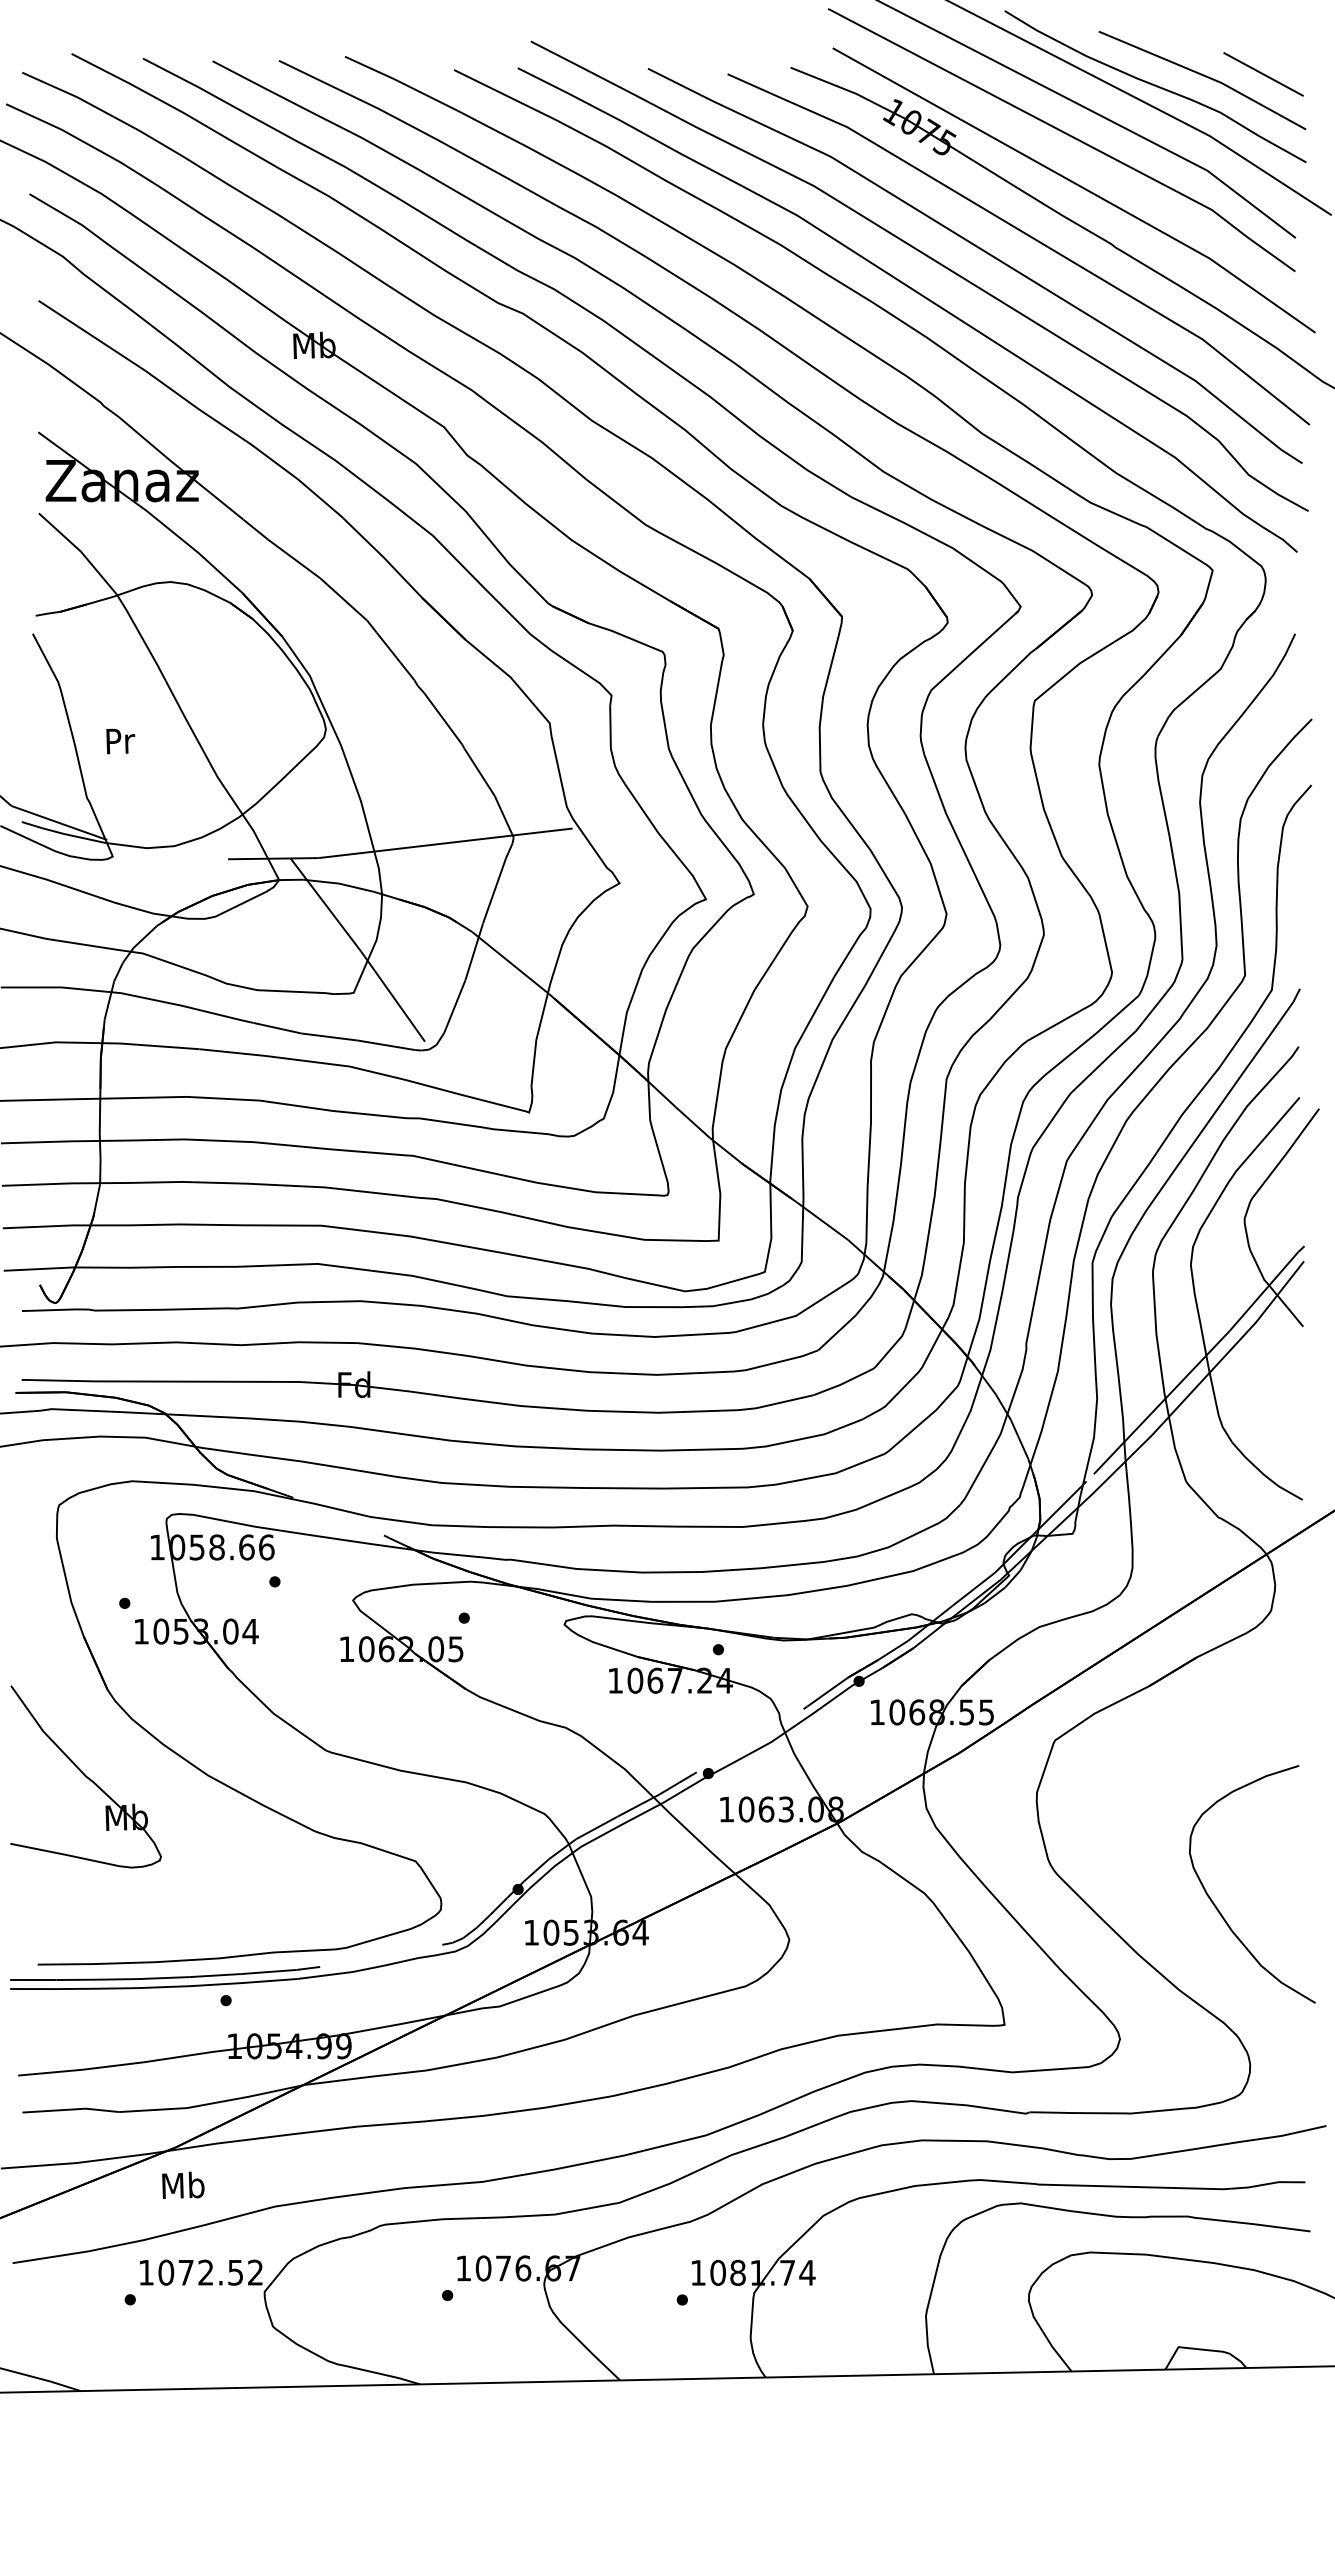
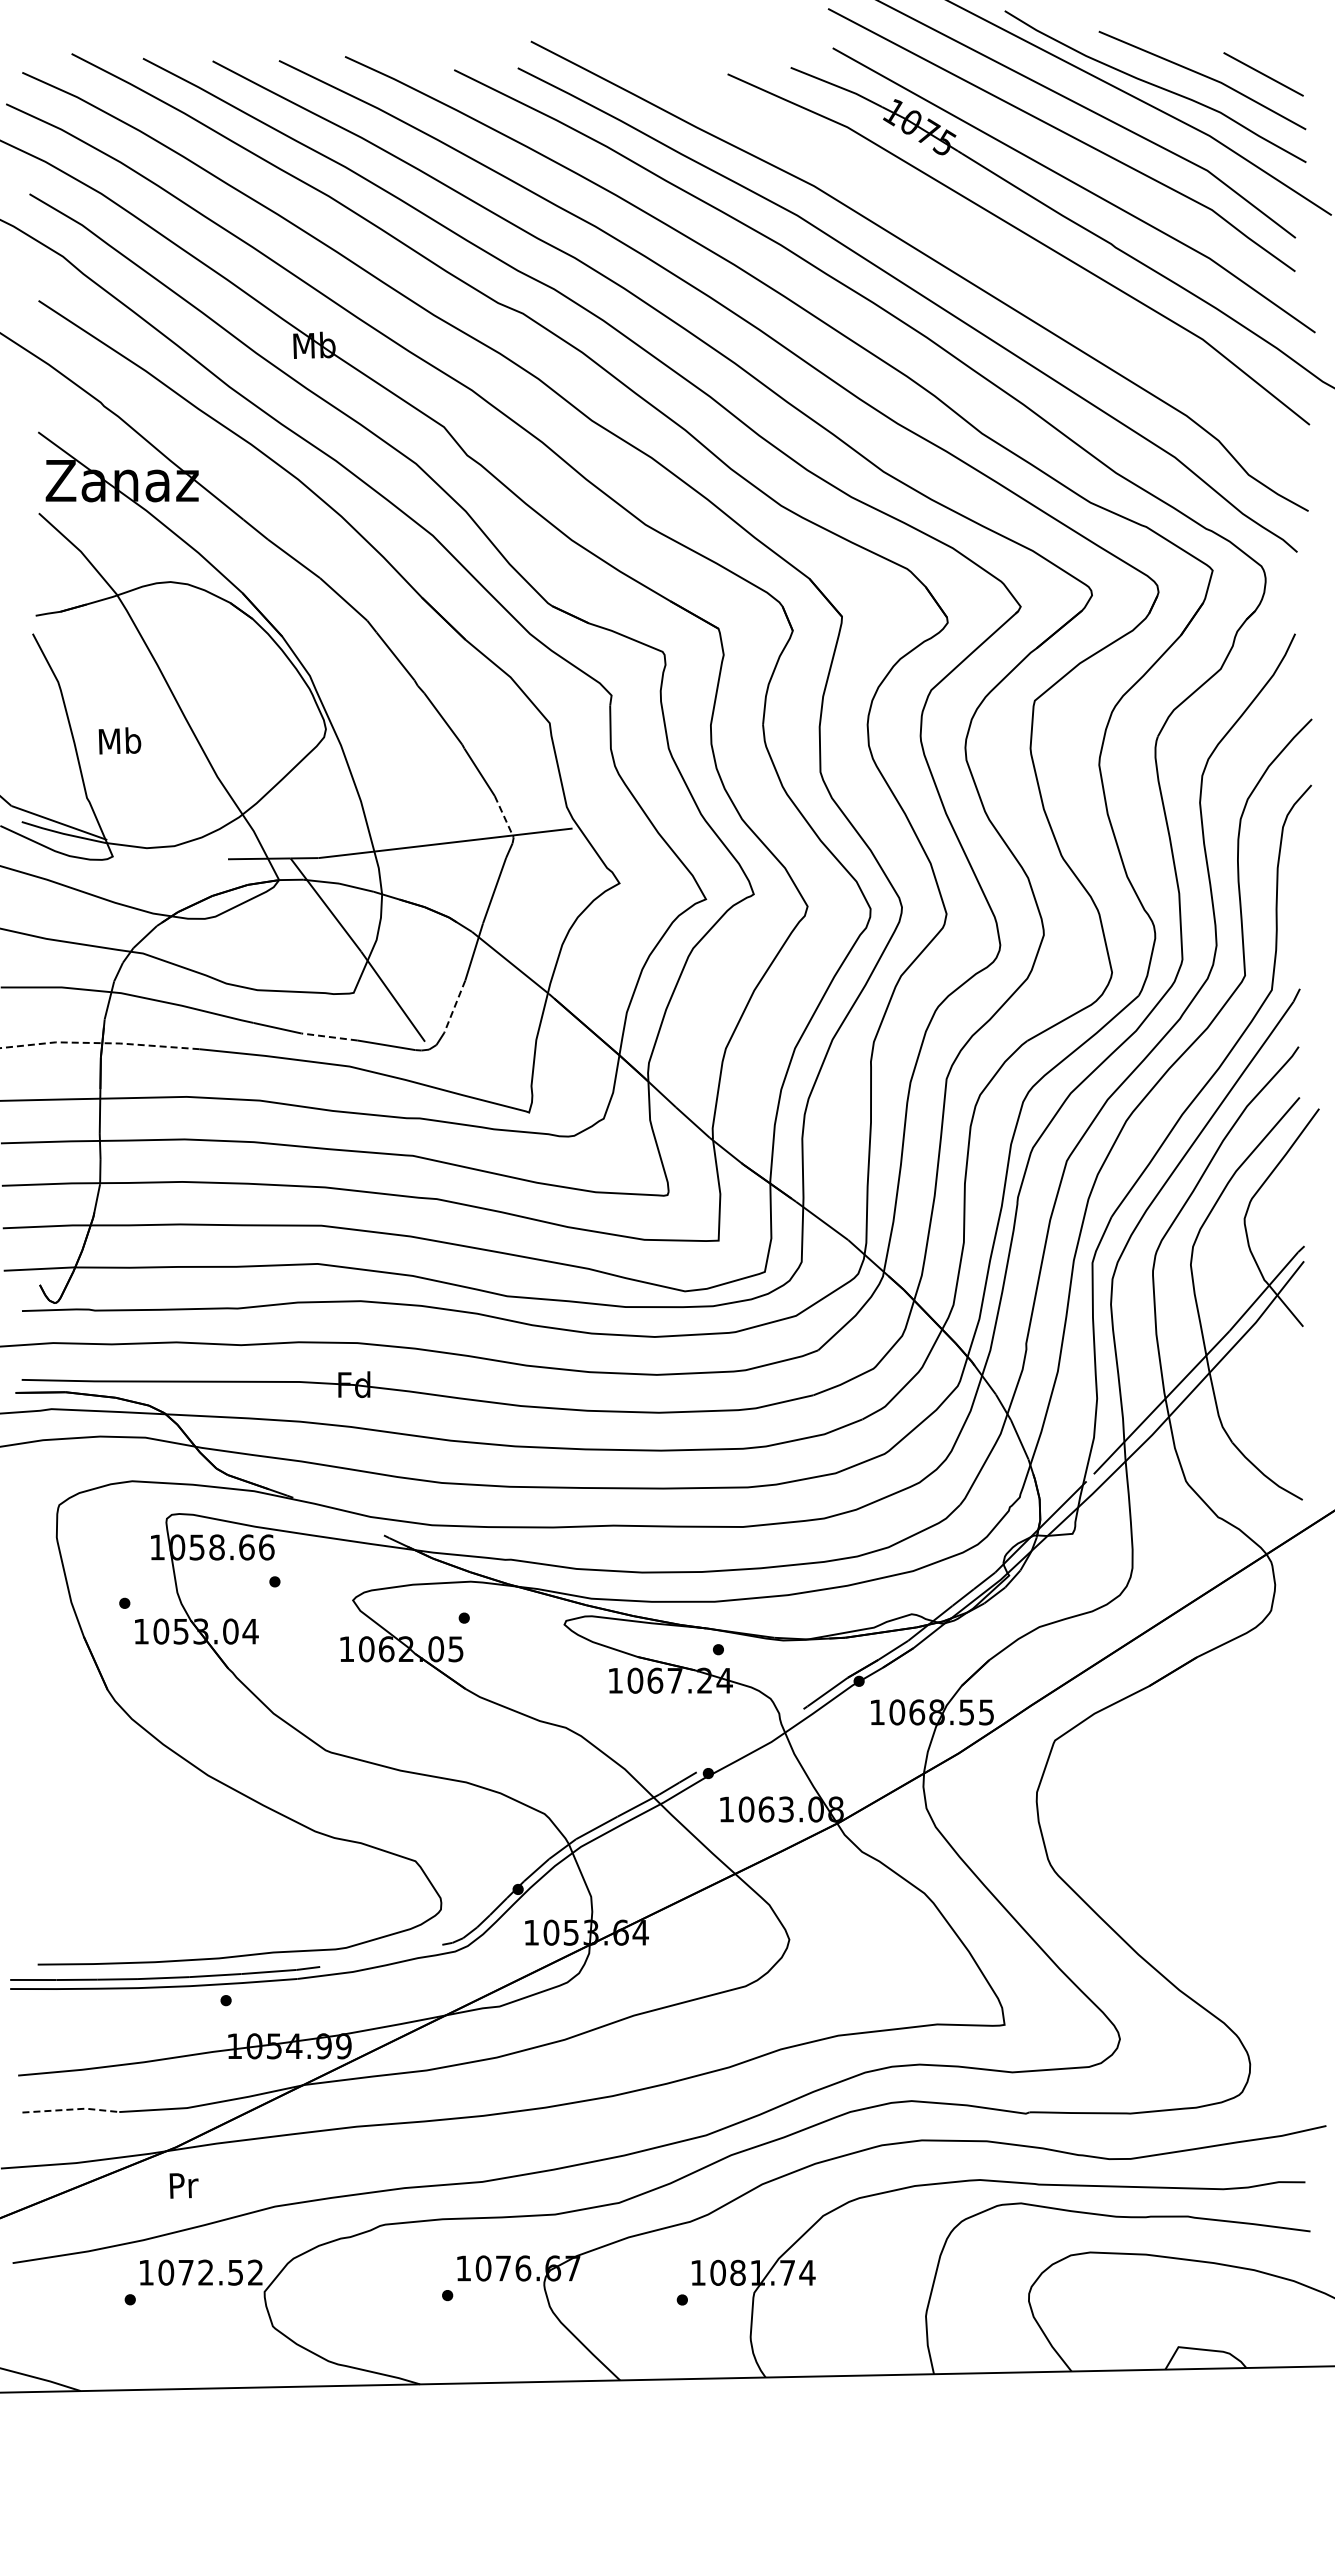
curve: present -> none (982, 251)
text: Pr -> Mb (119, 740)
line: solid -> dashed (504, 816)
line: solid -> dashed (454, 1007)
line: solid -> dashed (329, 1036)
line: solid -> dashed (99, 1043)
part: present -> none (85, 1776)
curve: present -> none (1217, 1907)
line: solid -> dashed (71, 2109)
text: Mb -> Pr (183, 2184)
